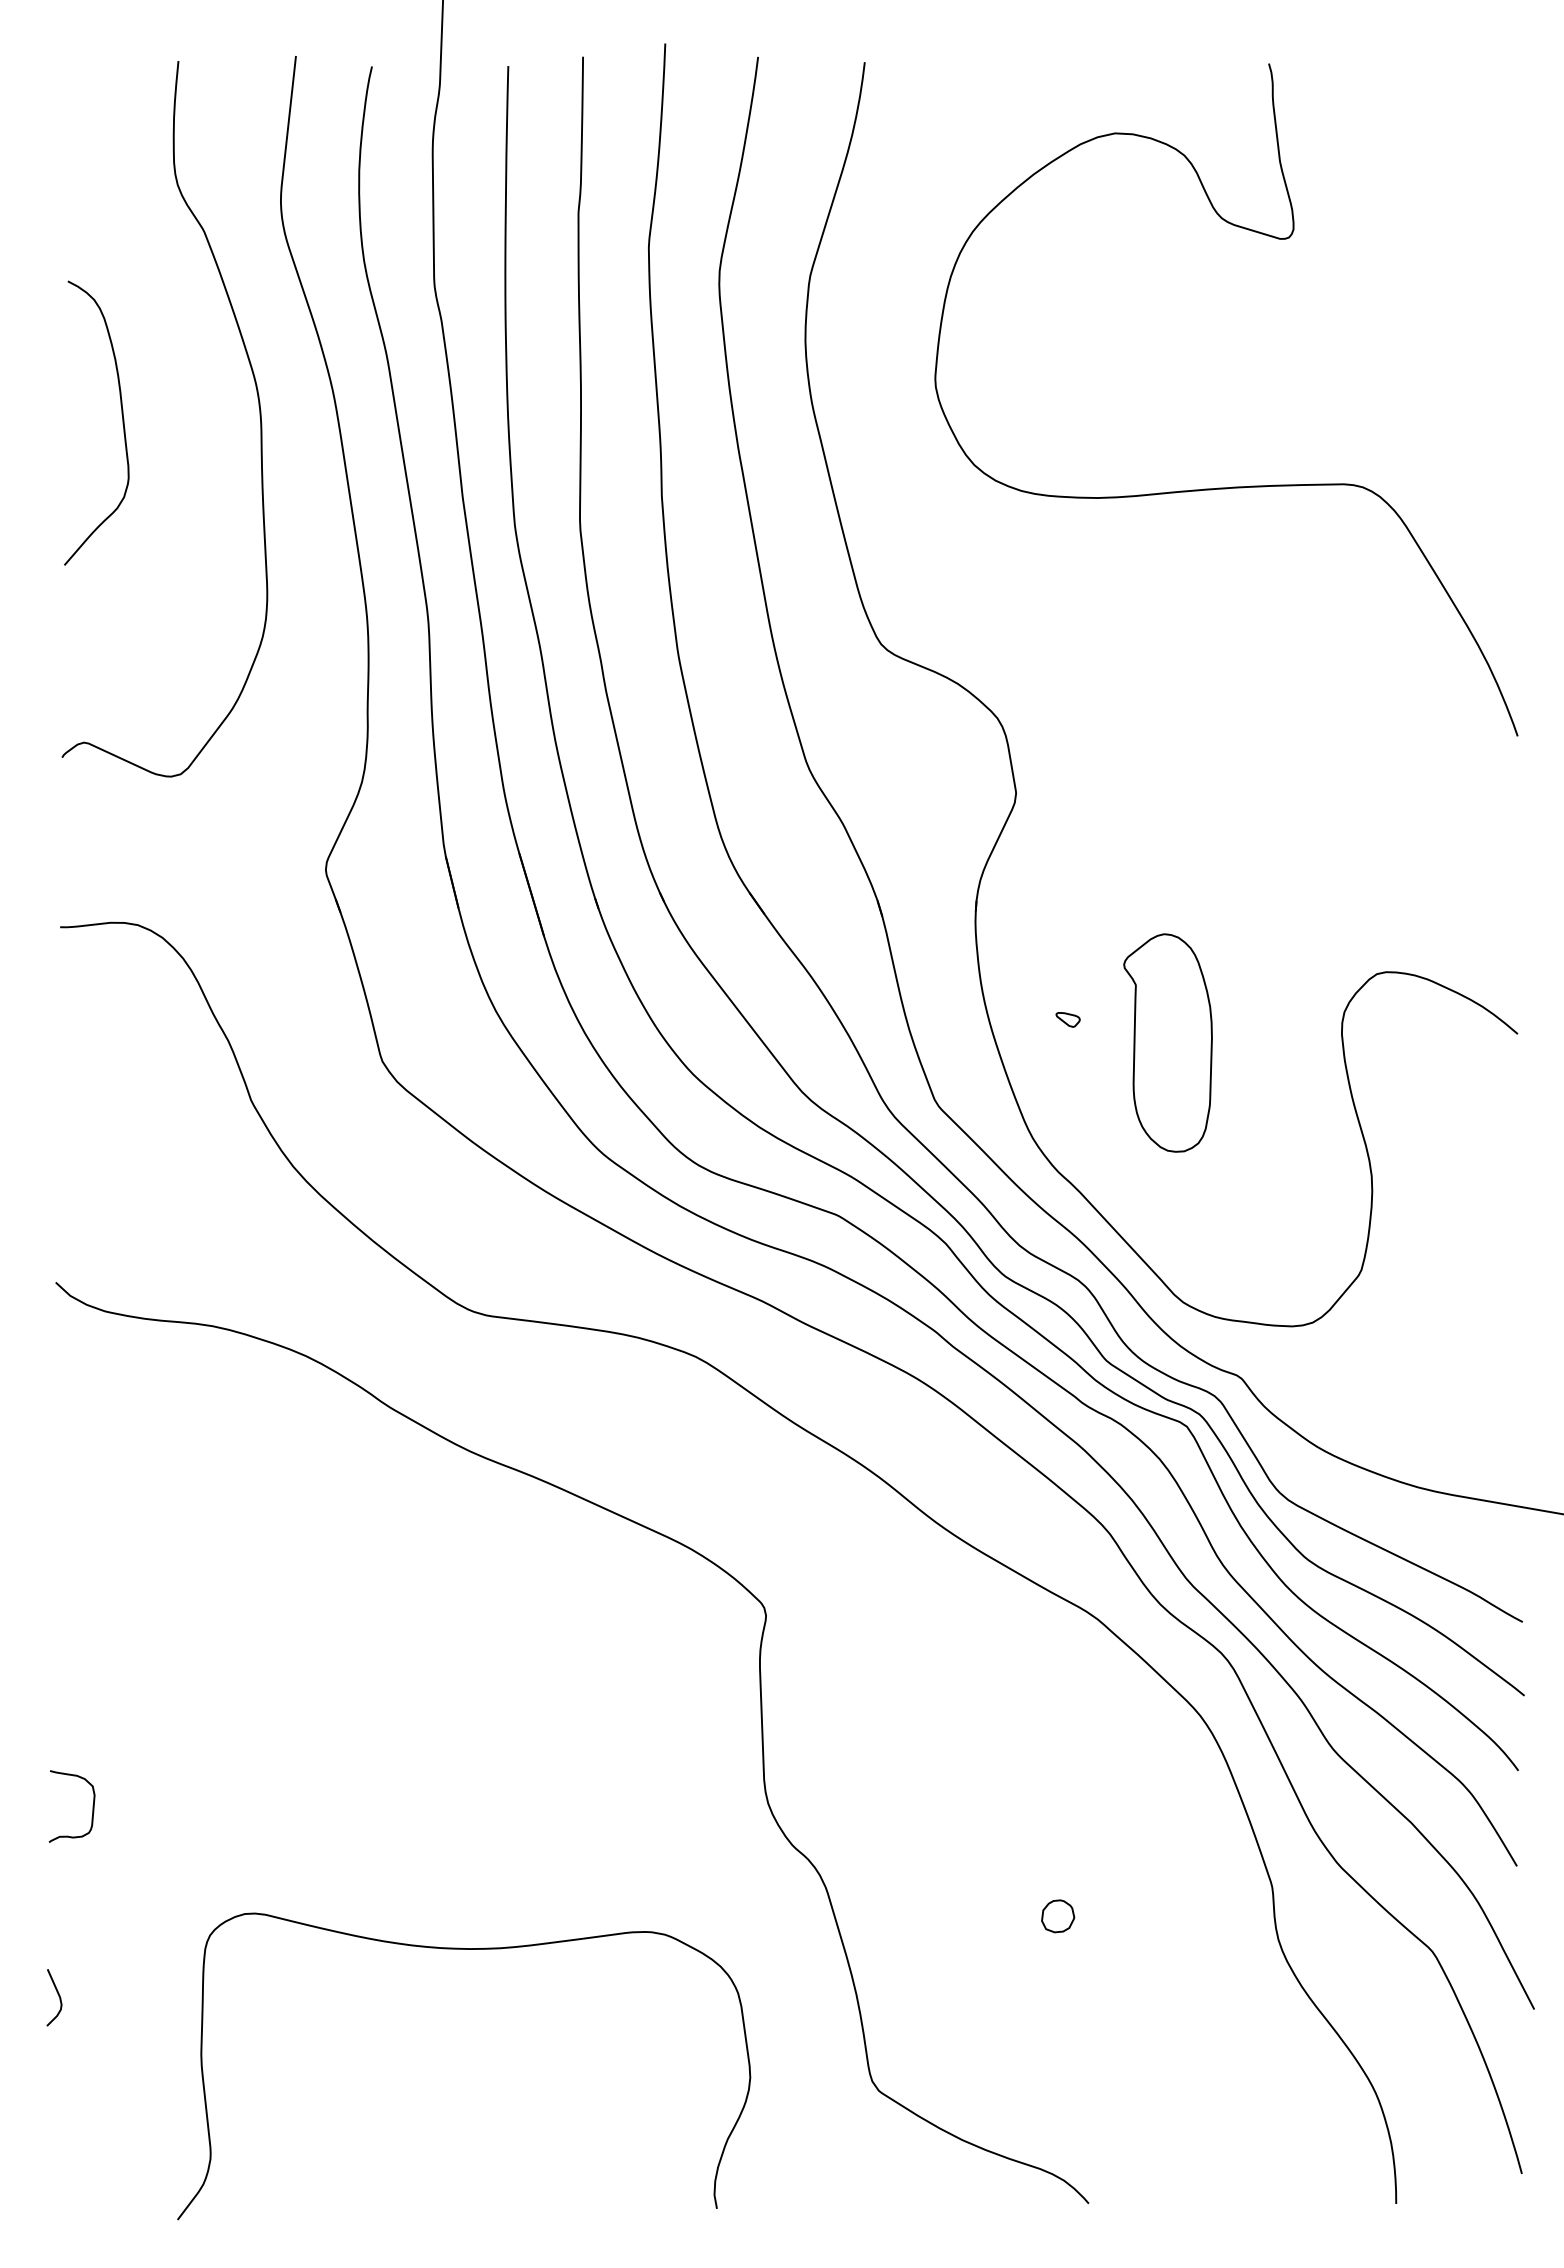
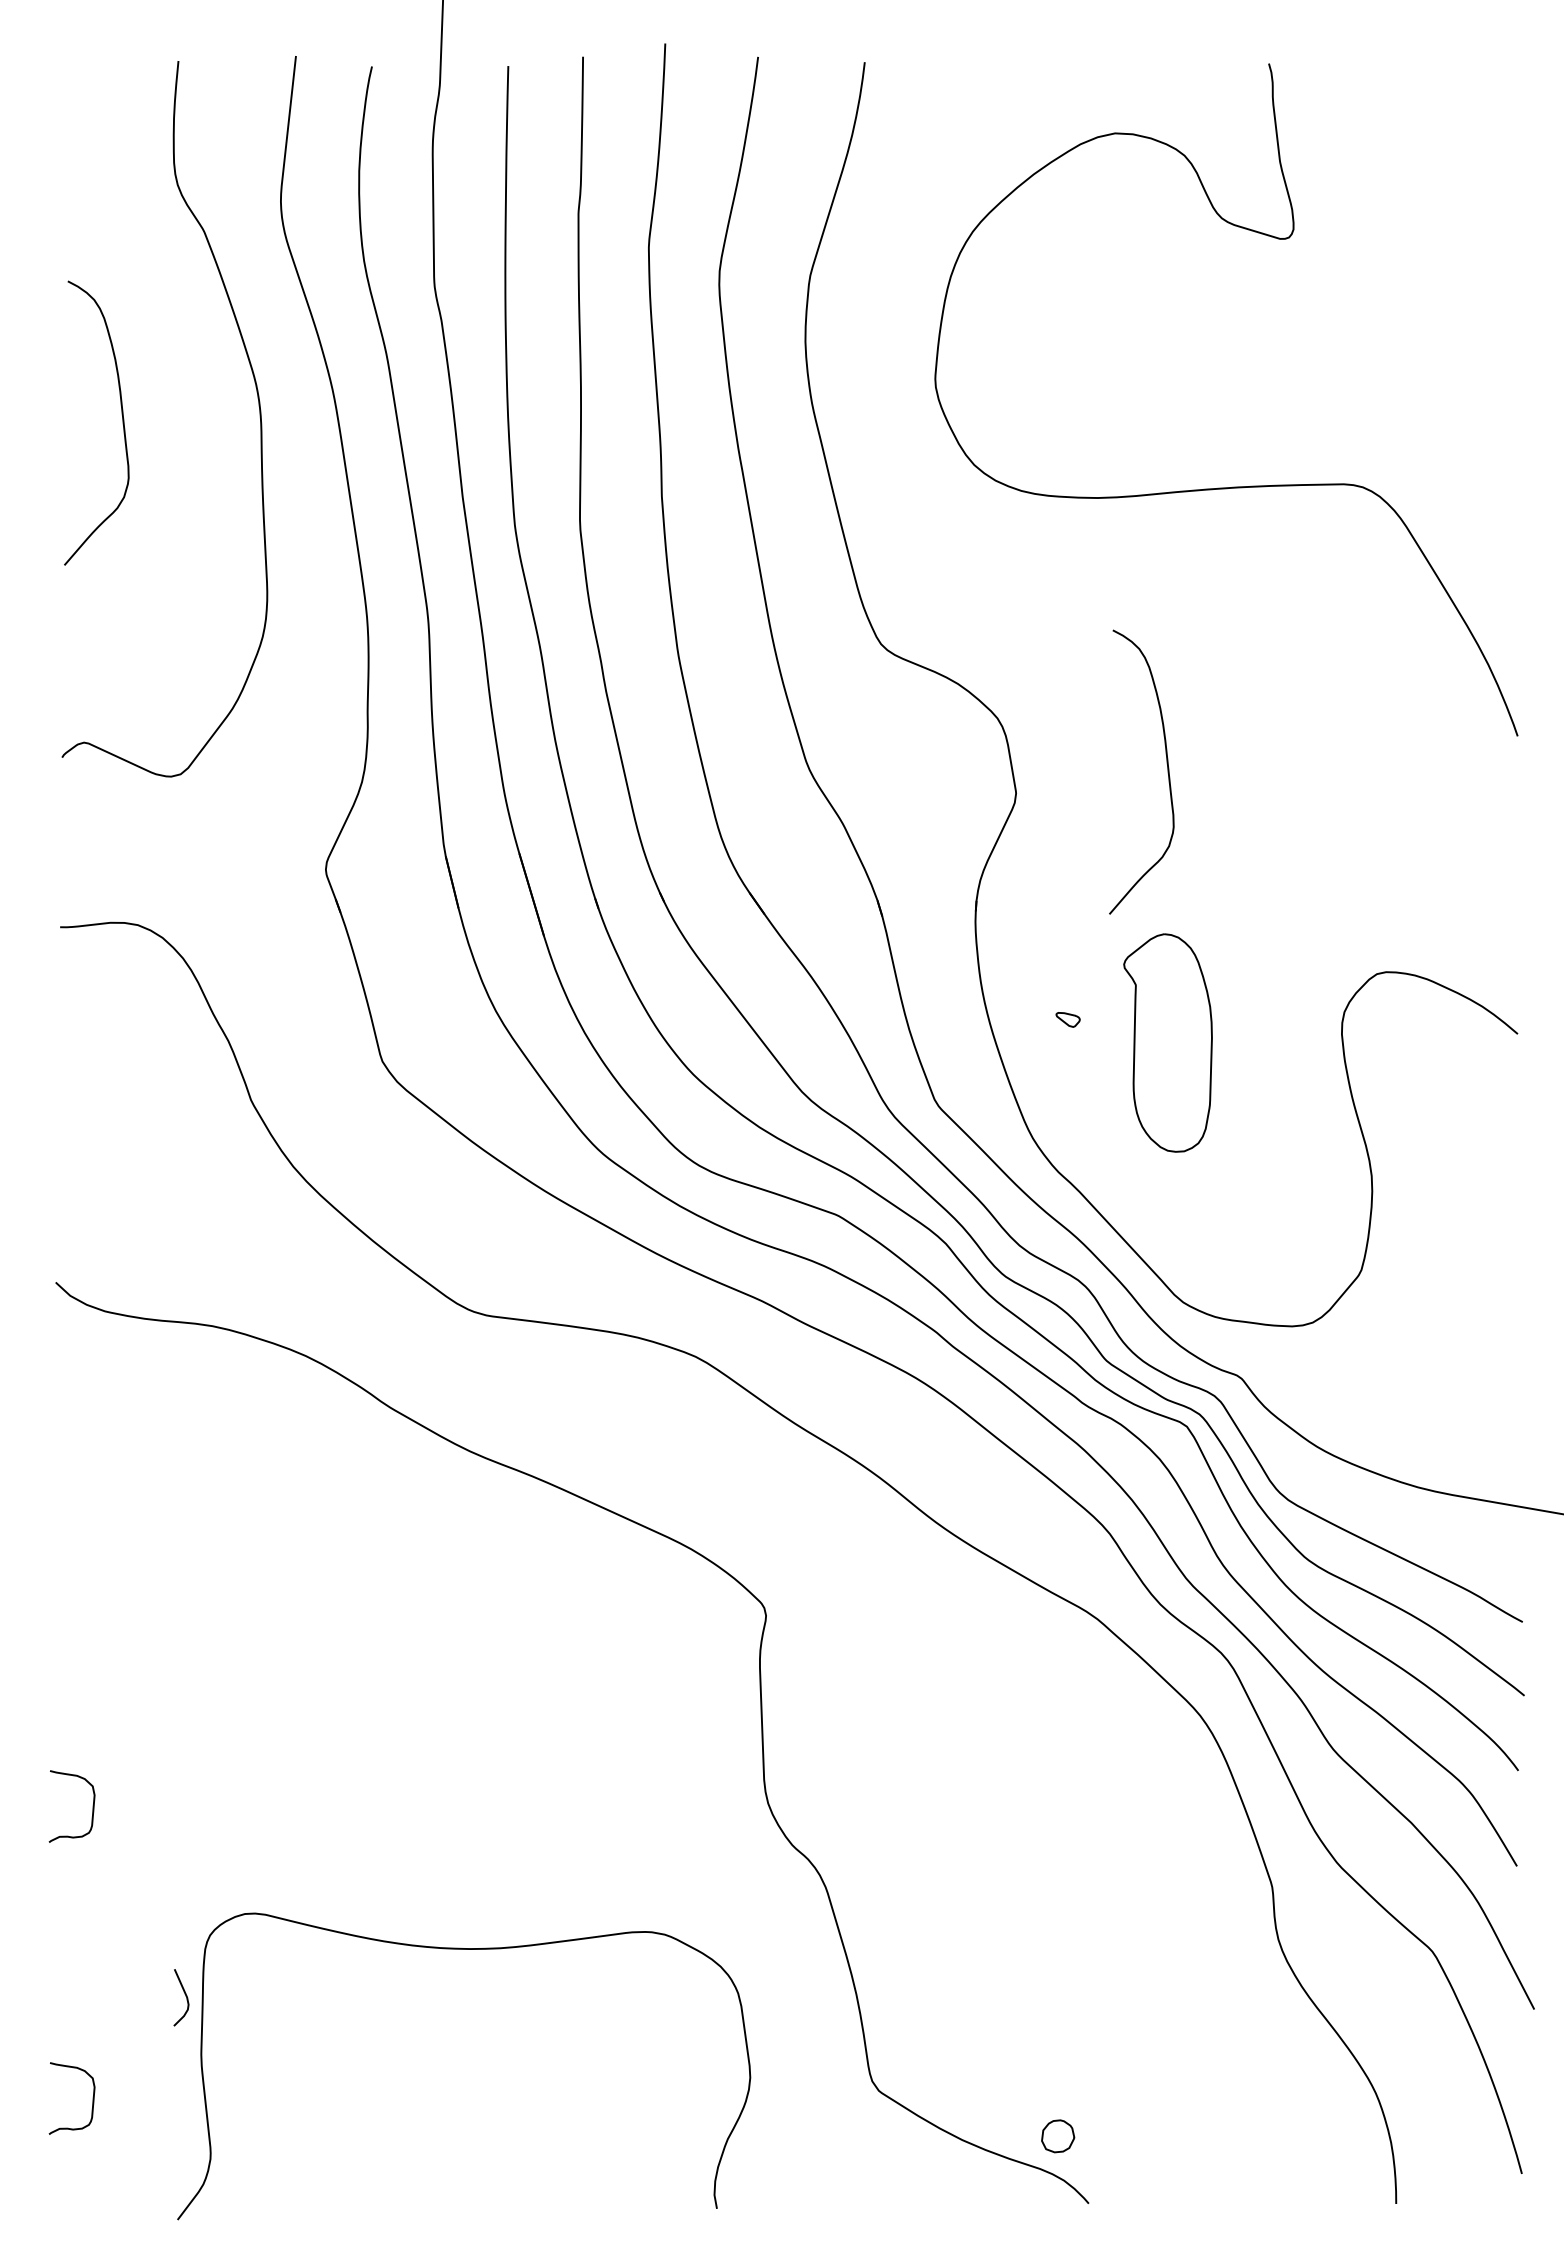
curve: none -> present (1167, 771)
part position: (1058, 1916) -> (1058, 2136) (1058, 2136)
curve position: (58, 1996) -> (185, 1996) (185, 1996)
curve: none -> present (92, 2098)
